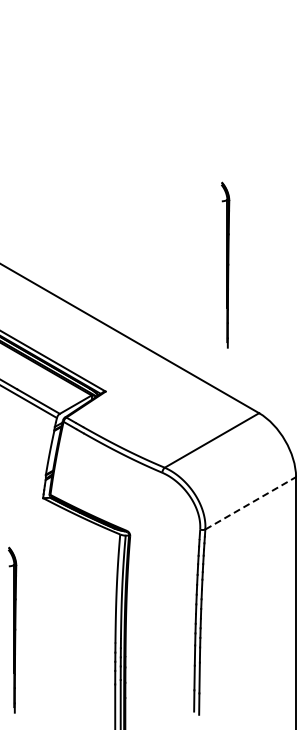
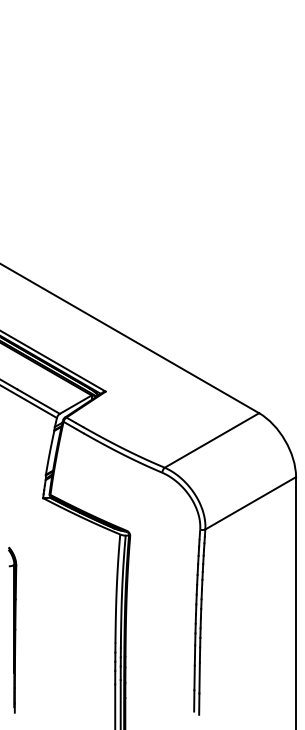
part: present -> none (225, 264)
line: dashed -> solid (251, 503)
